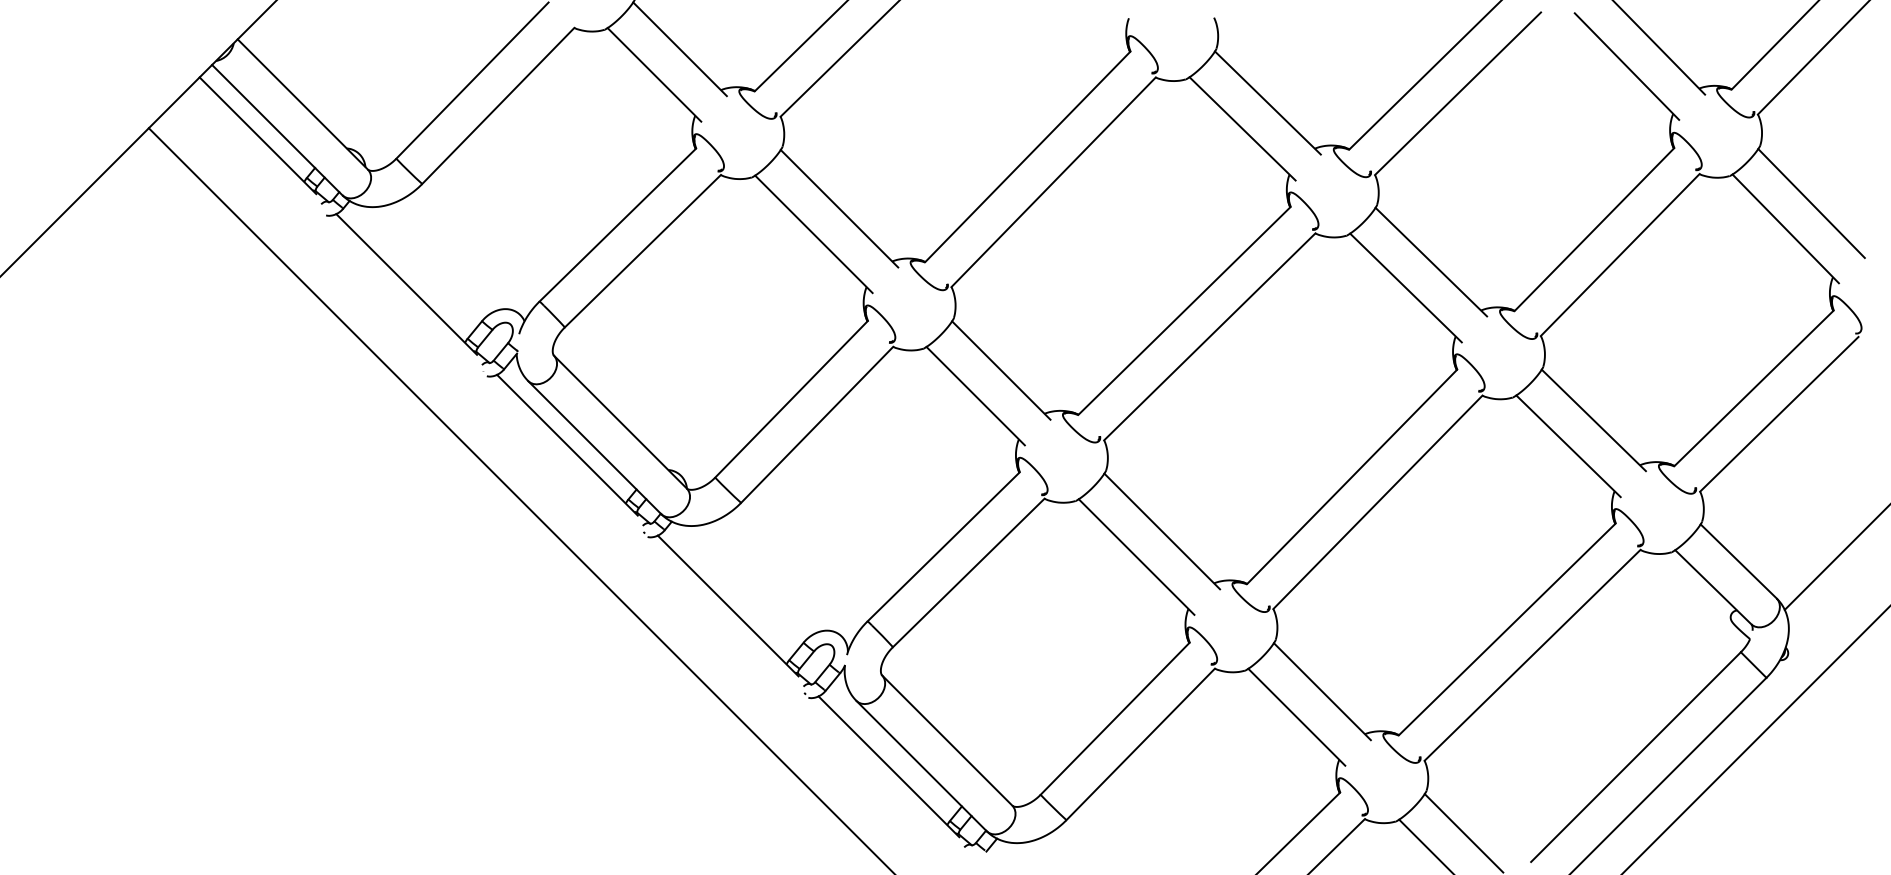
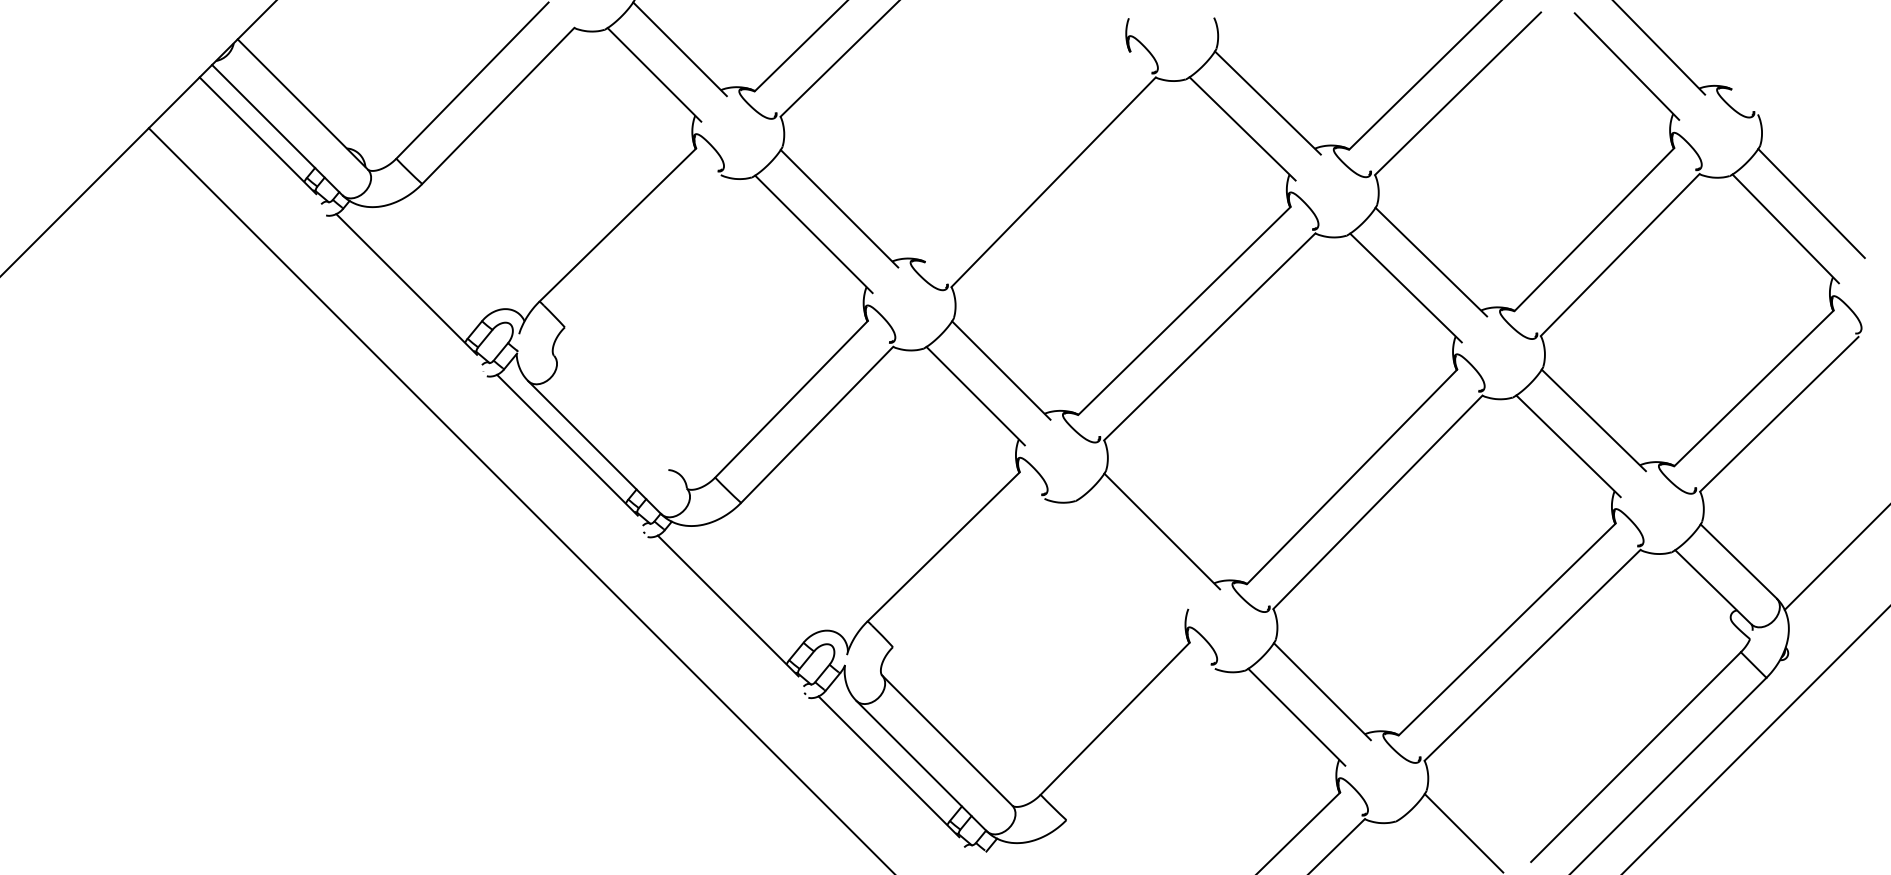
line: present -> none (1774, 45)
line: present -> none (1812, 58)
line: present -> none (1027, 156)
line: present -> none (642, 250)
line: present -> none (619, 421)
line: present -> none (1136, 556)
line: present -> none (968, 572)
line: present -> none (1140, 744)
line: present -> none (1425, 845)
